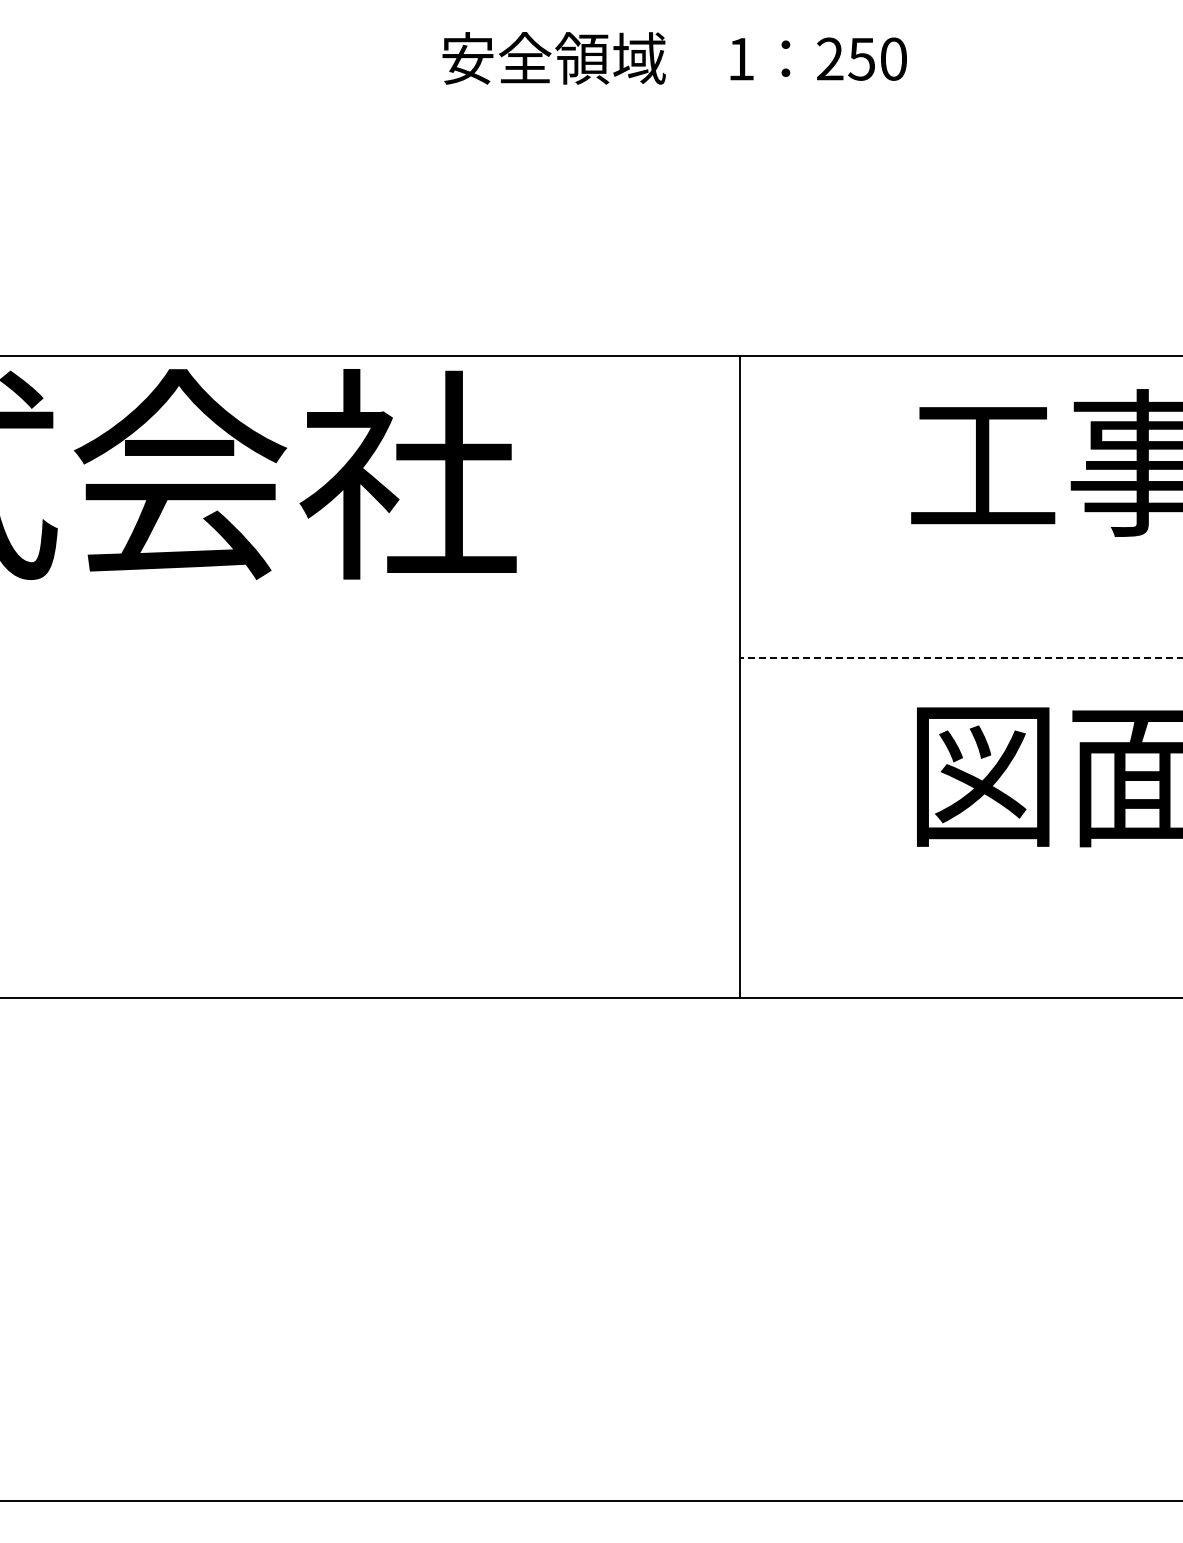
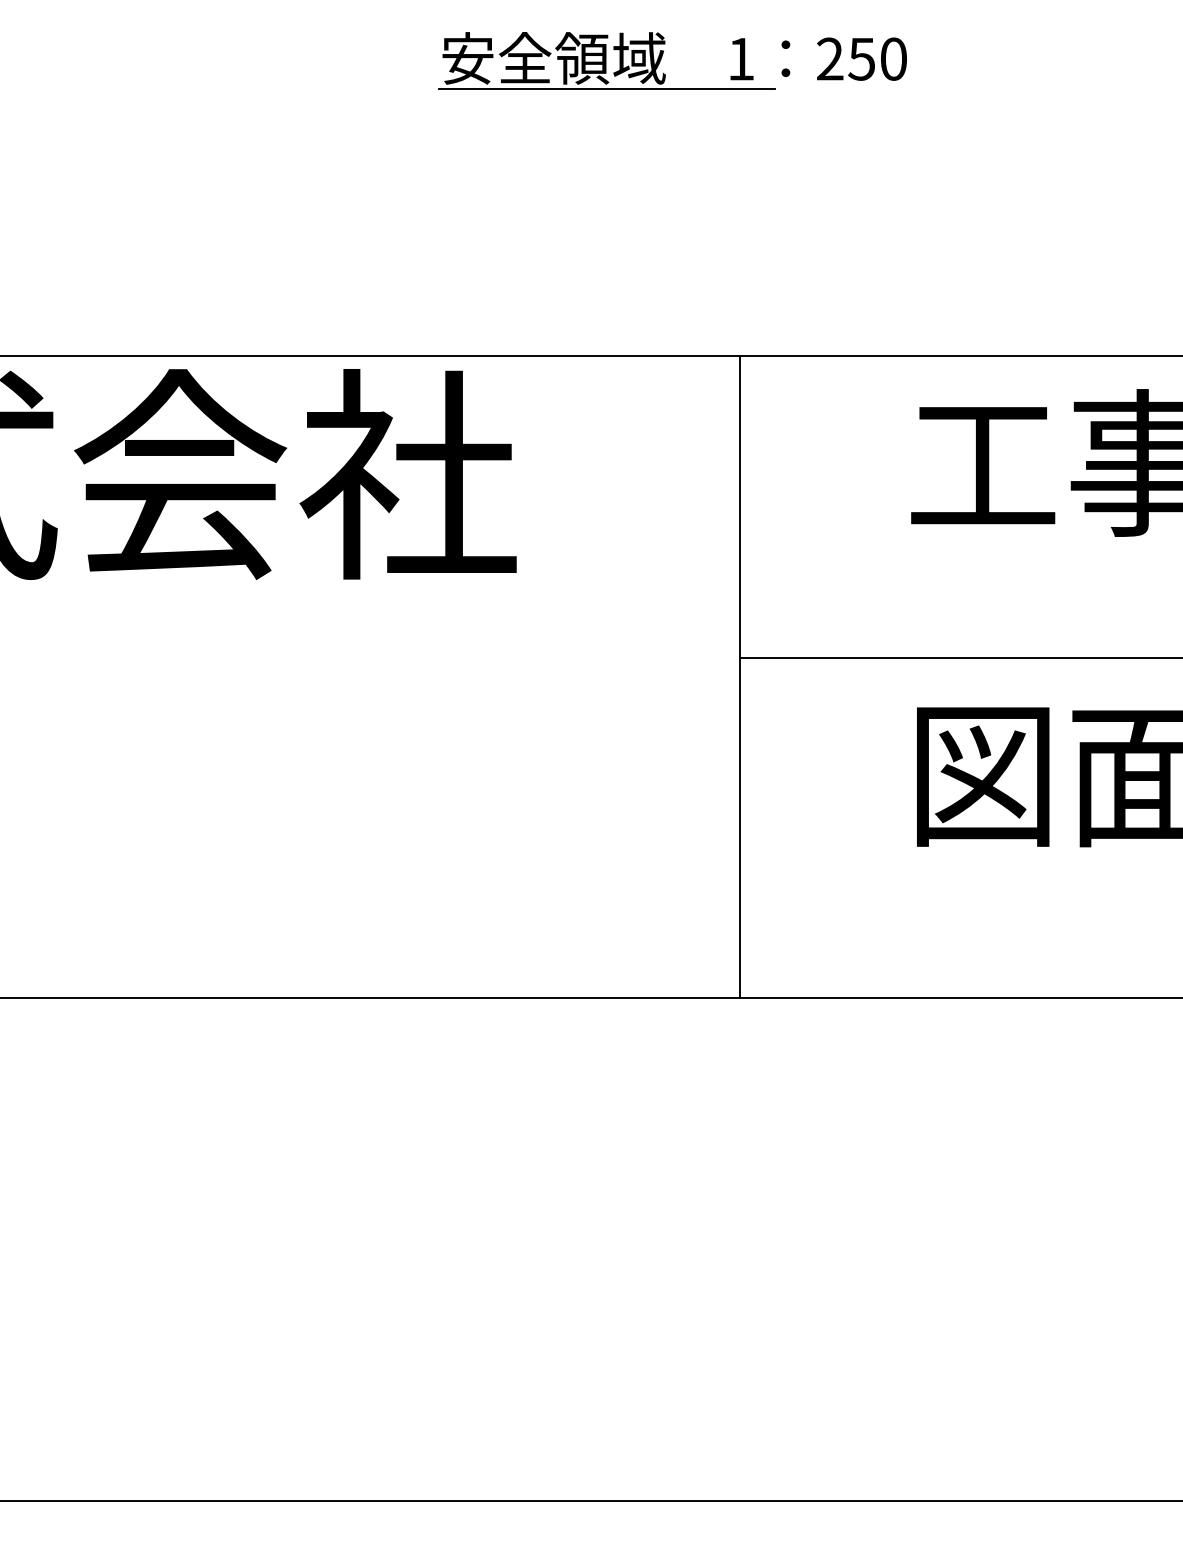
line: none -> present (606, 88)
line: dashed -> solid (961, 658)
